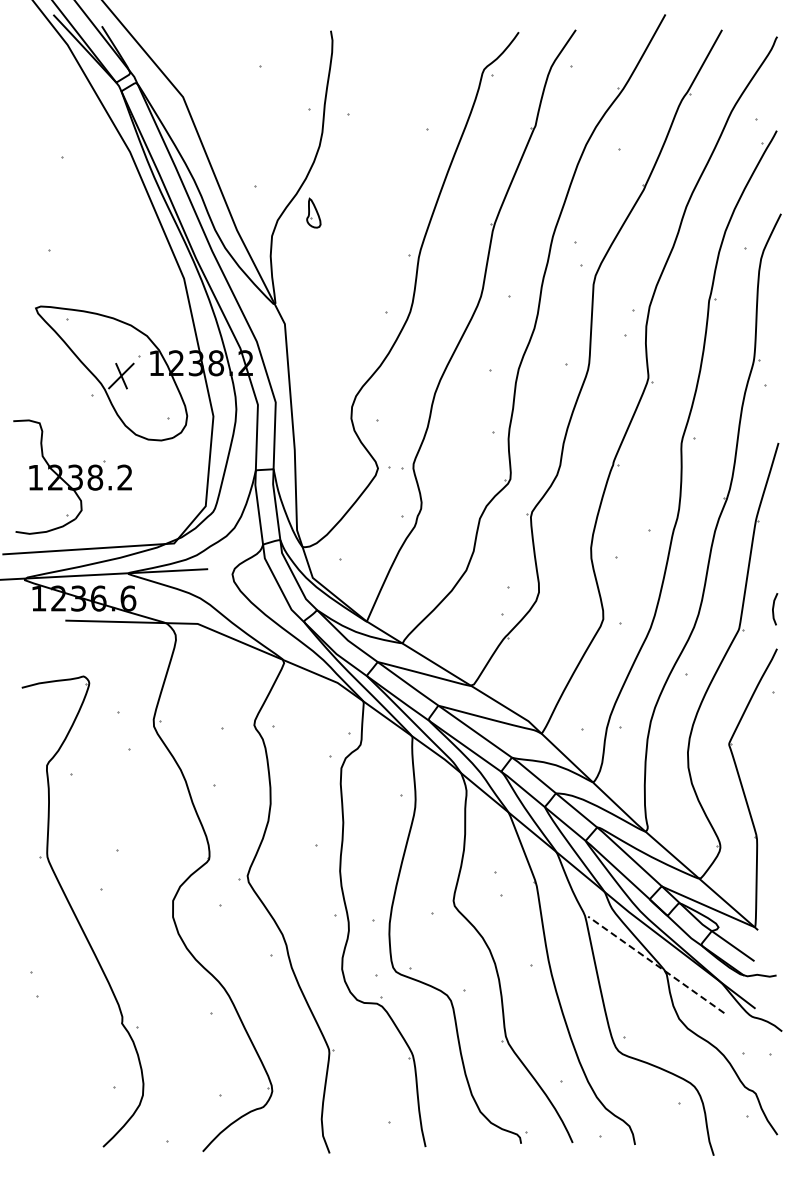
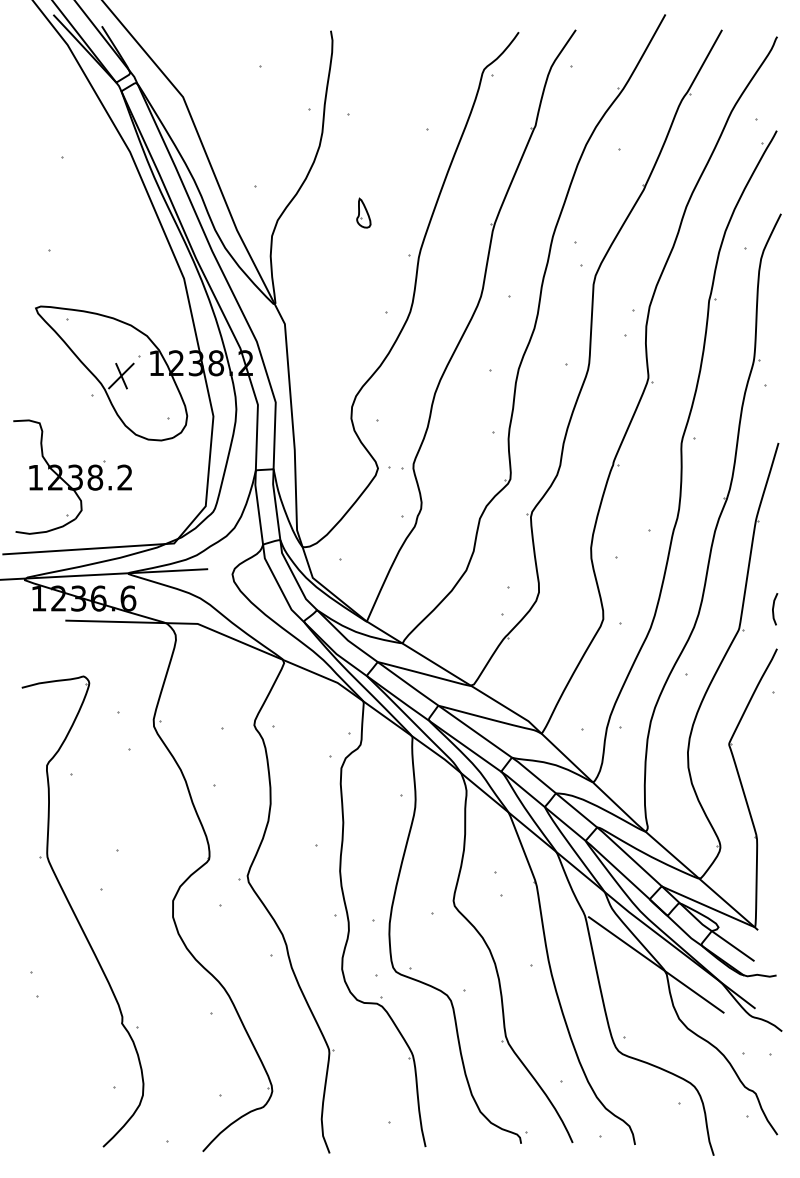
part position: (313, 212) -> (363, 212) (363, 212)
line: dashed -> solid (655, 964)
